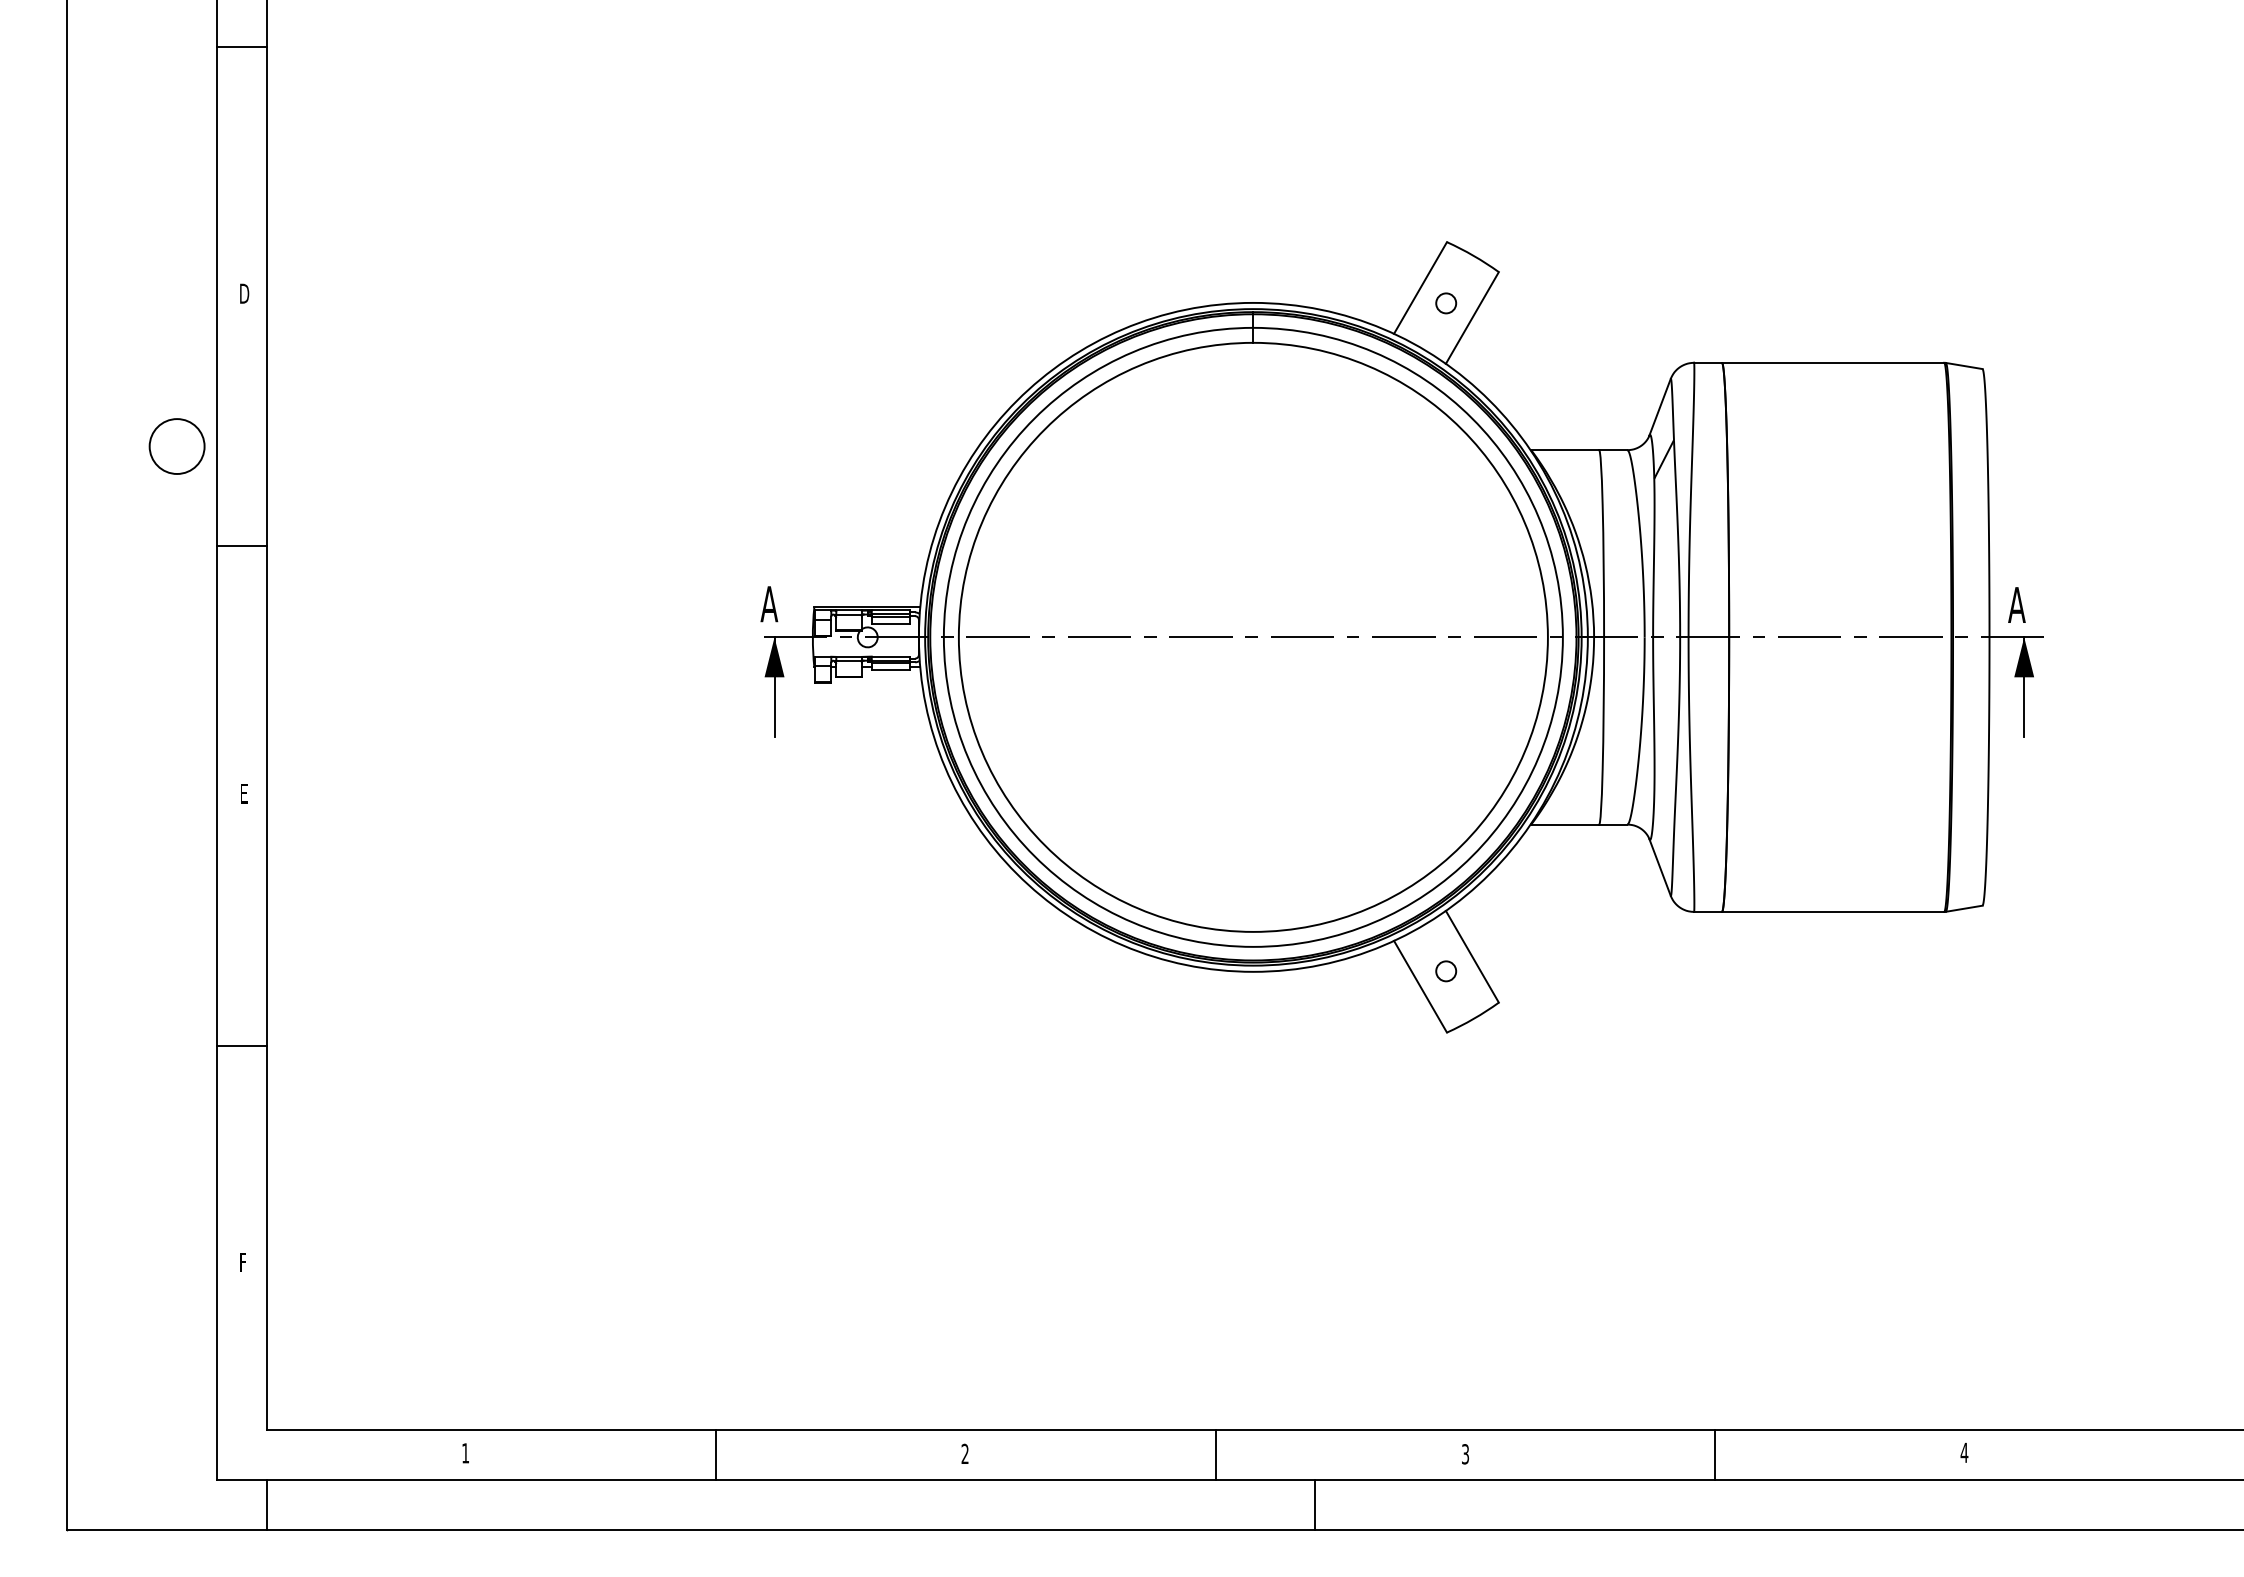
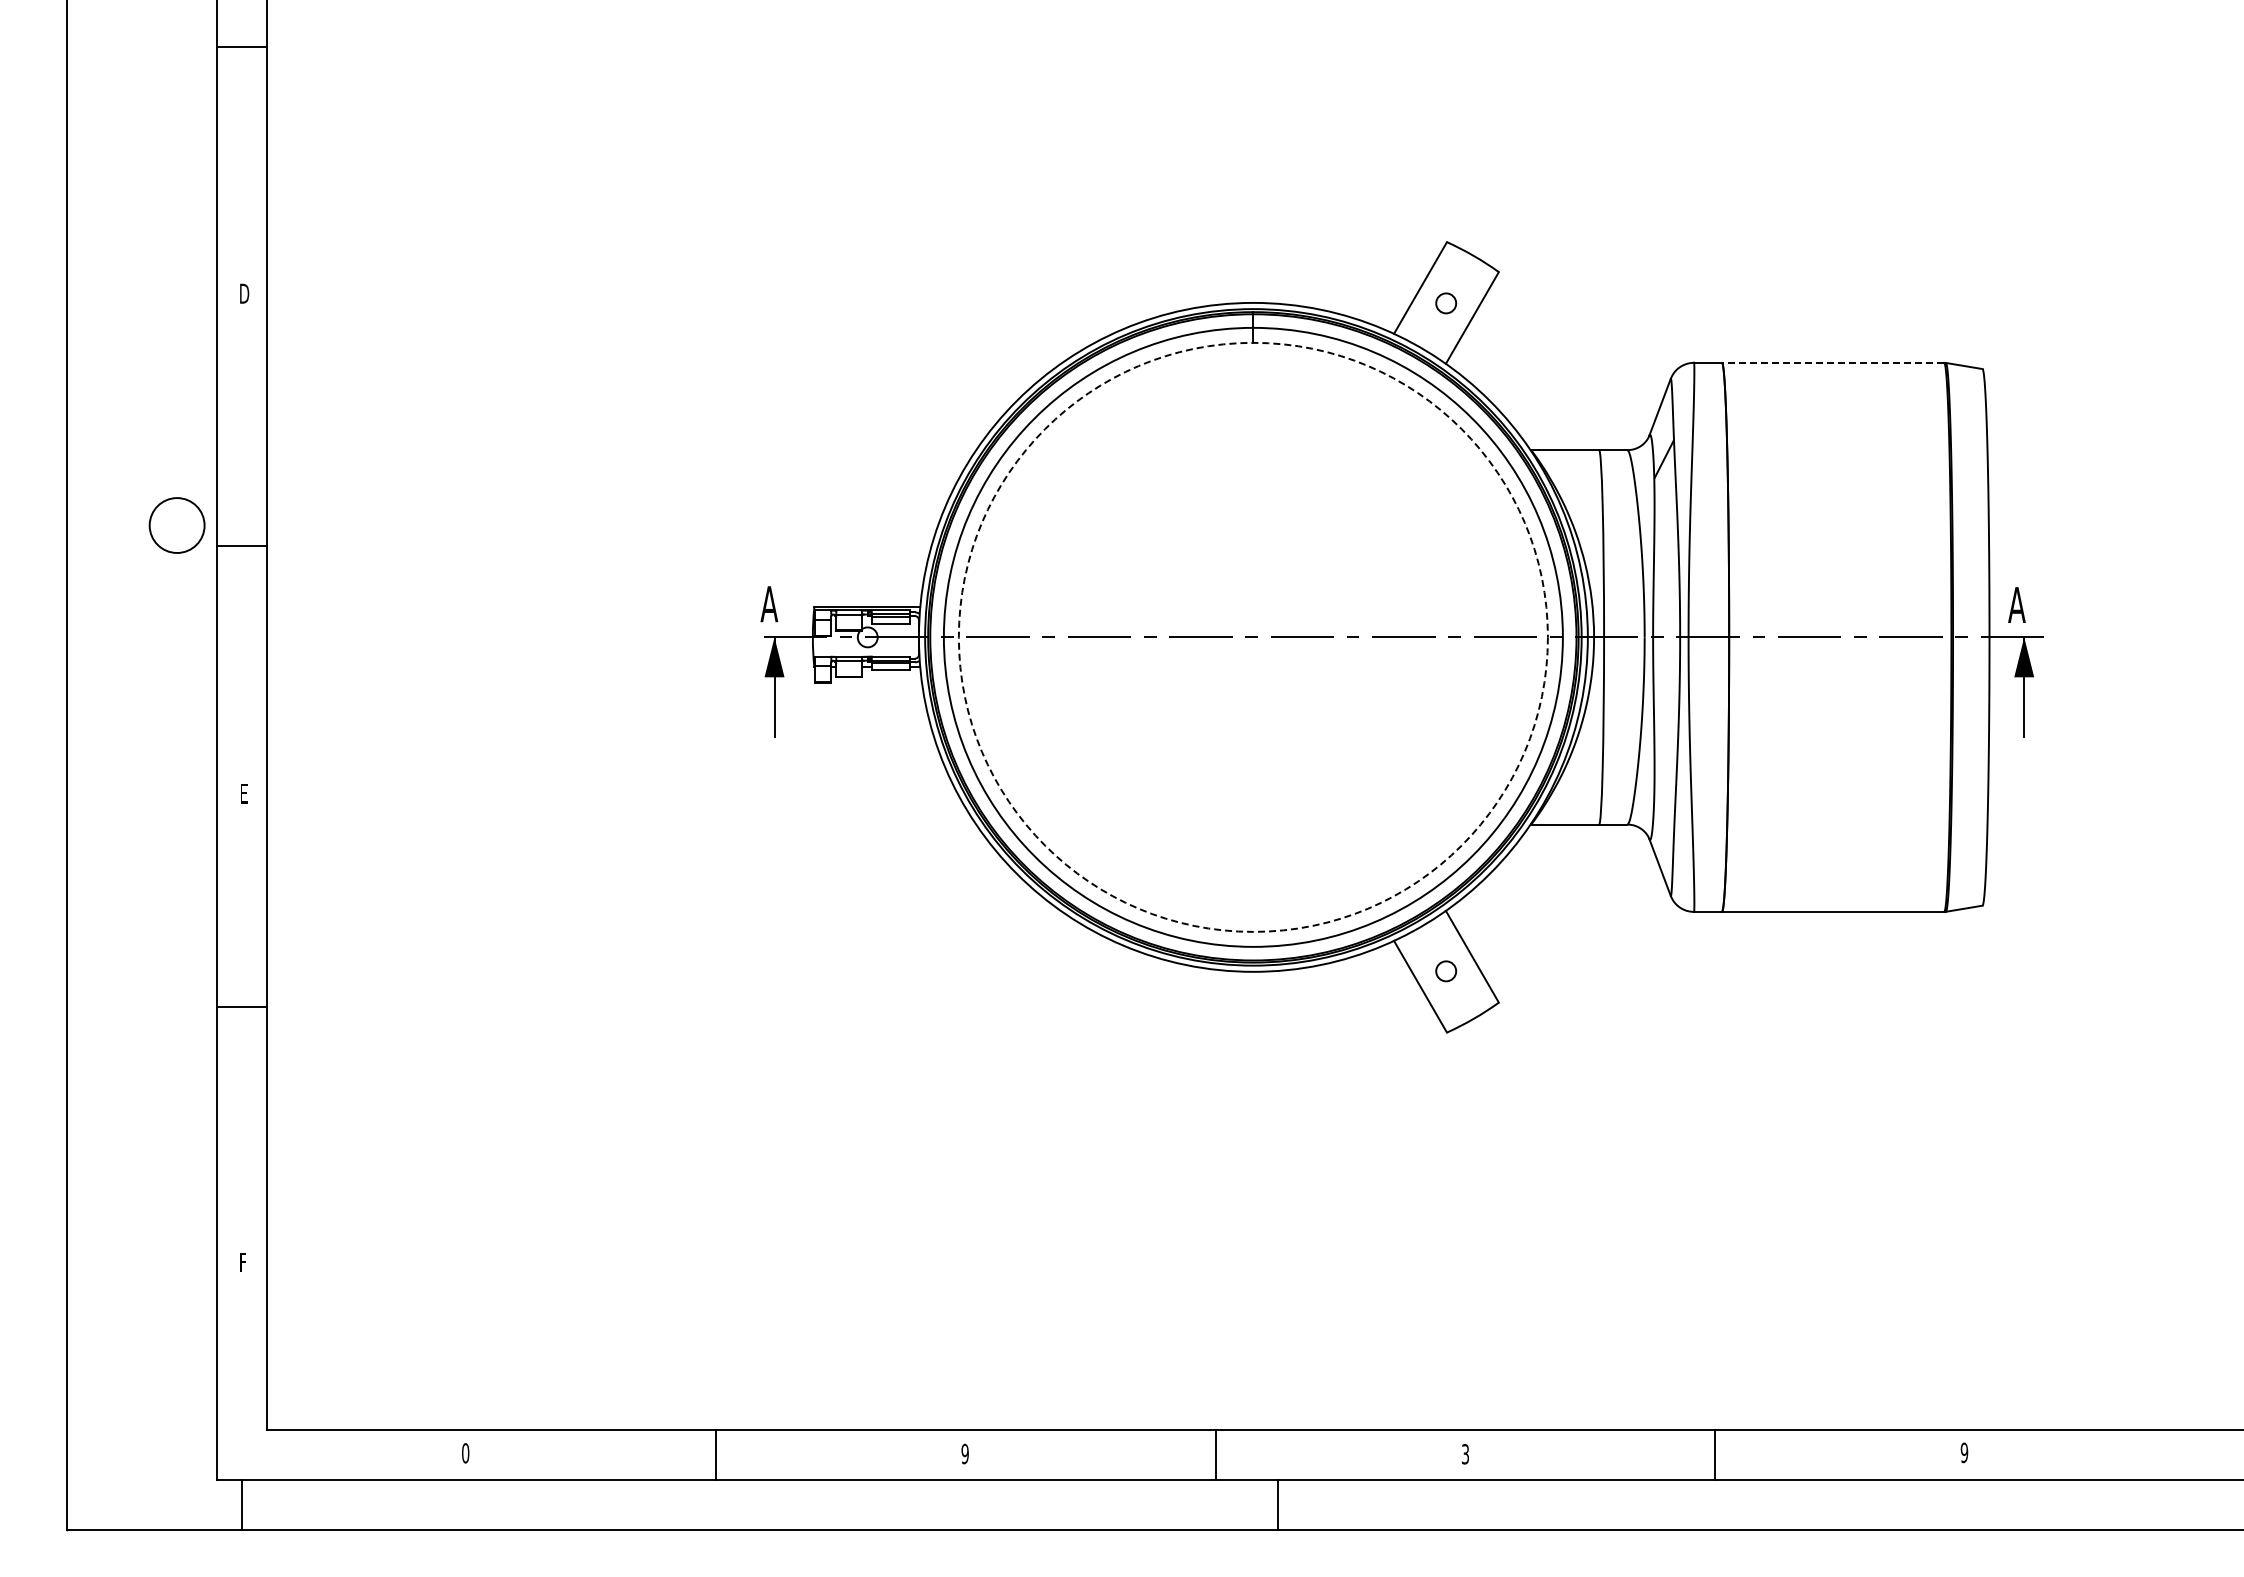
line: solid -> dashed (1832, 362)
circle position: (176, 446) -> (176, 525) (176, 525)
circle: solid -> dashed (1252, 636)
line position: (242, 1045) -> (242, 1006) (242, 1006)
text: 4 -> 9 (1964, 1452)
text: 1 -> 0 (465, 1453)
text: 2 -> 9 (964, 1454)
line position: (267, 1504) -> (242, 1504) (242, 1504)
line position: (1315, 1504) -> (1278, 1504) (1278, 1504)
